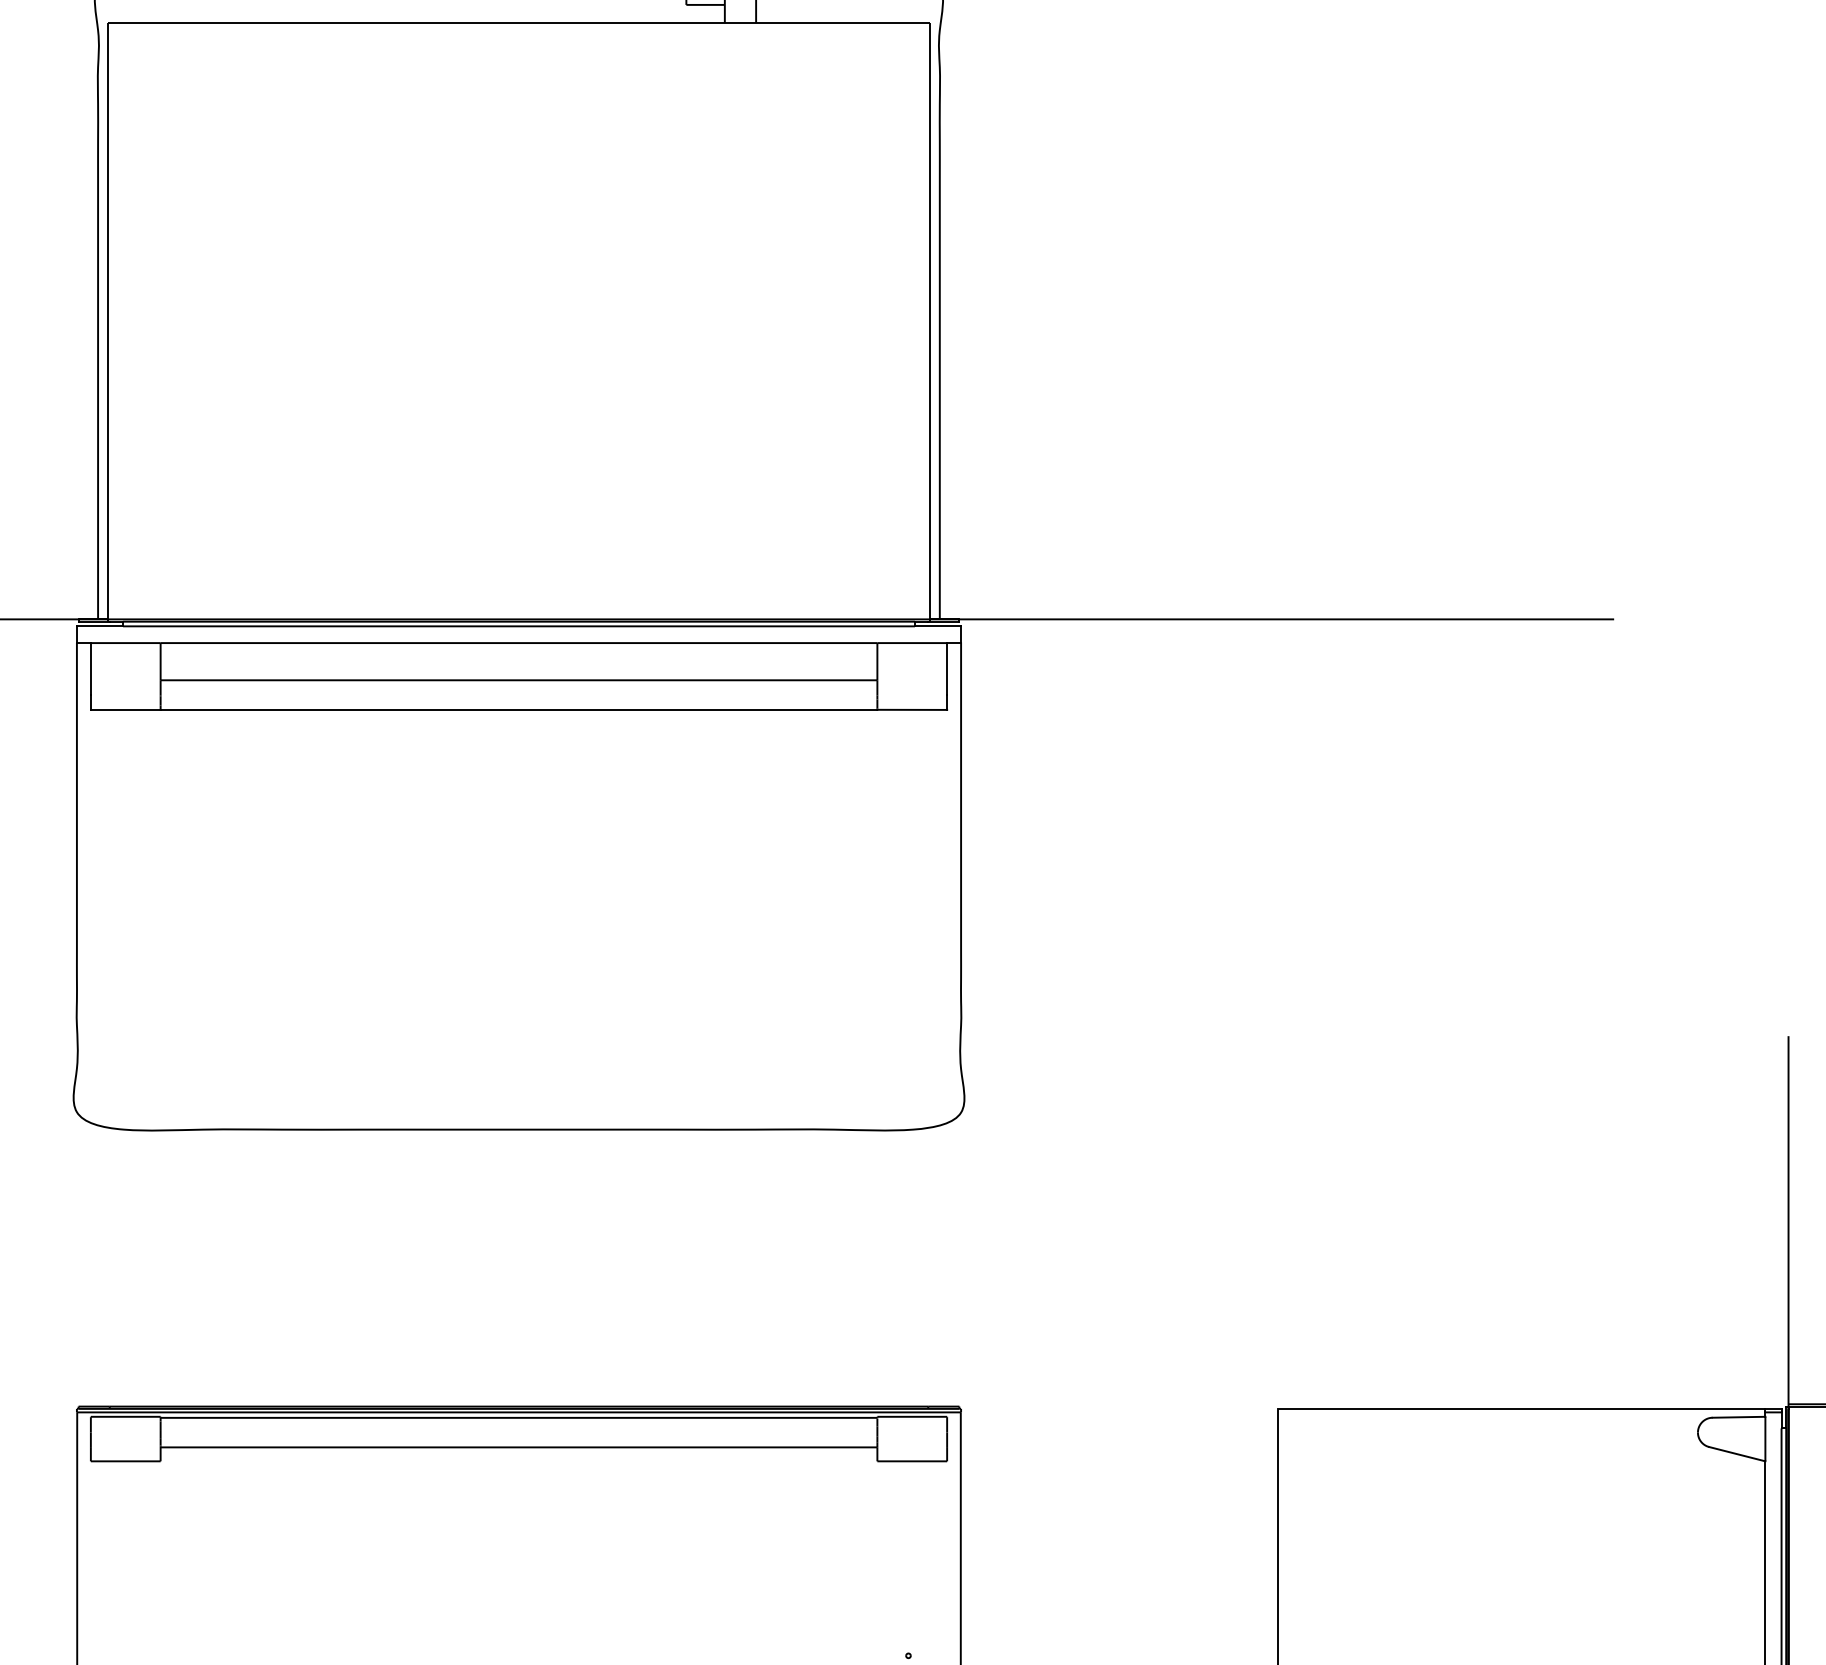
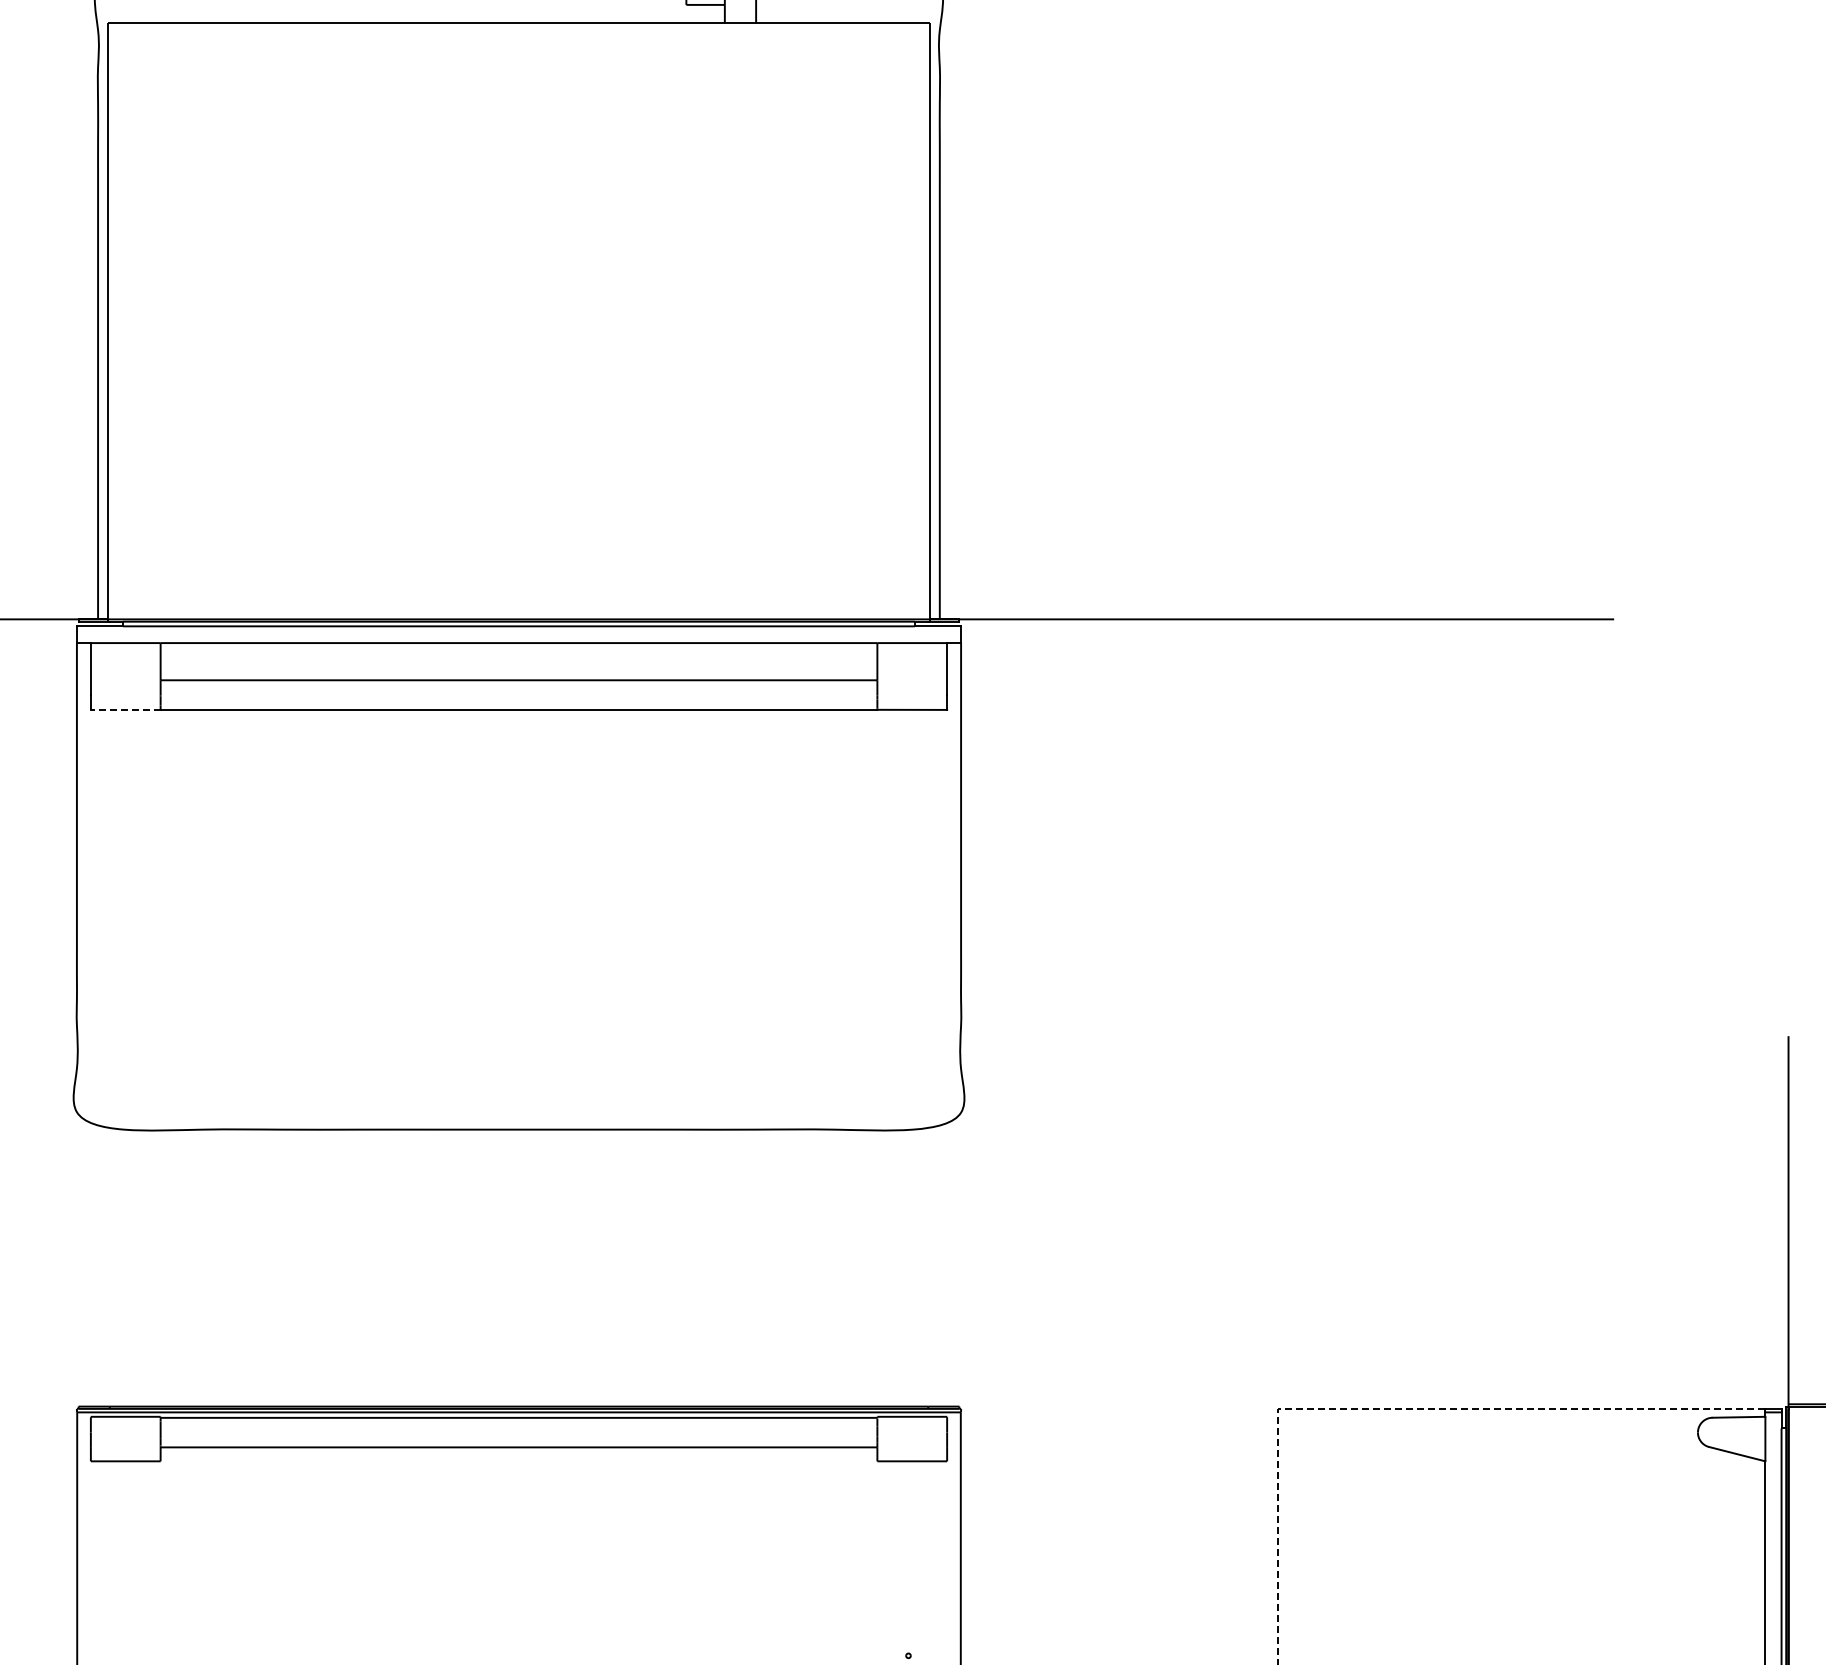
line: solid -> dashed (125, 709)
line: solid -> dashed (1392, 1408)
